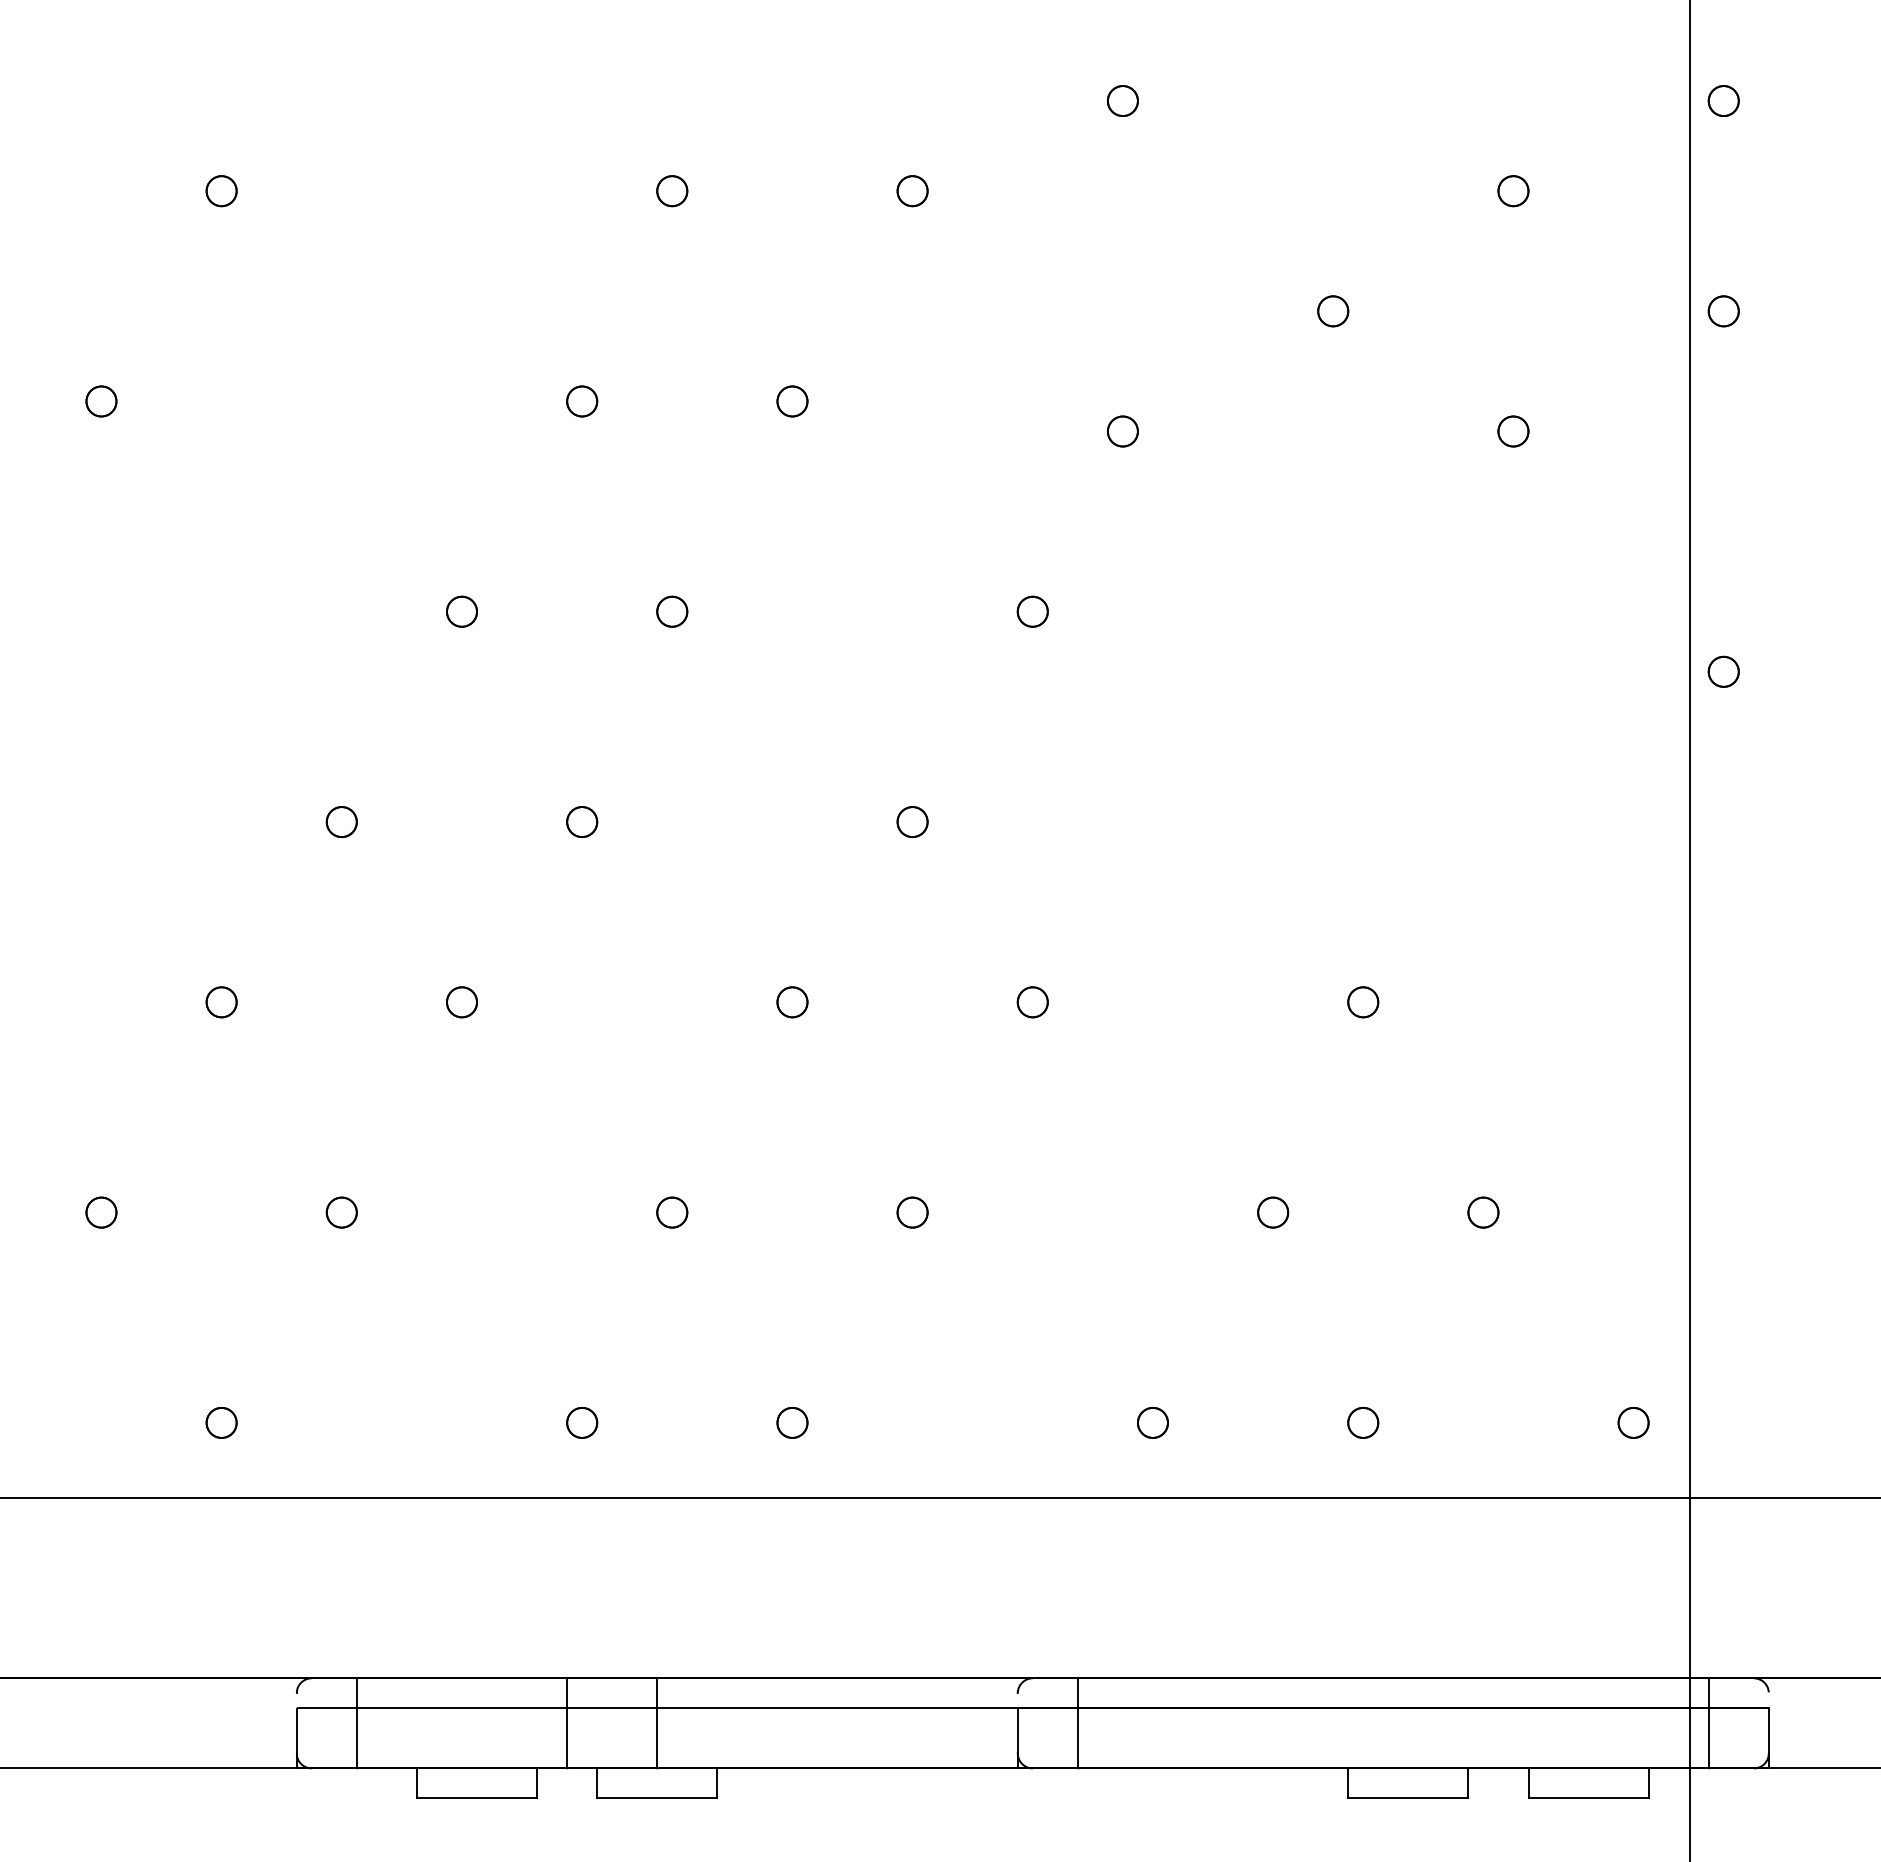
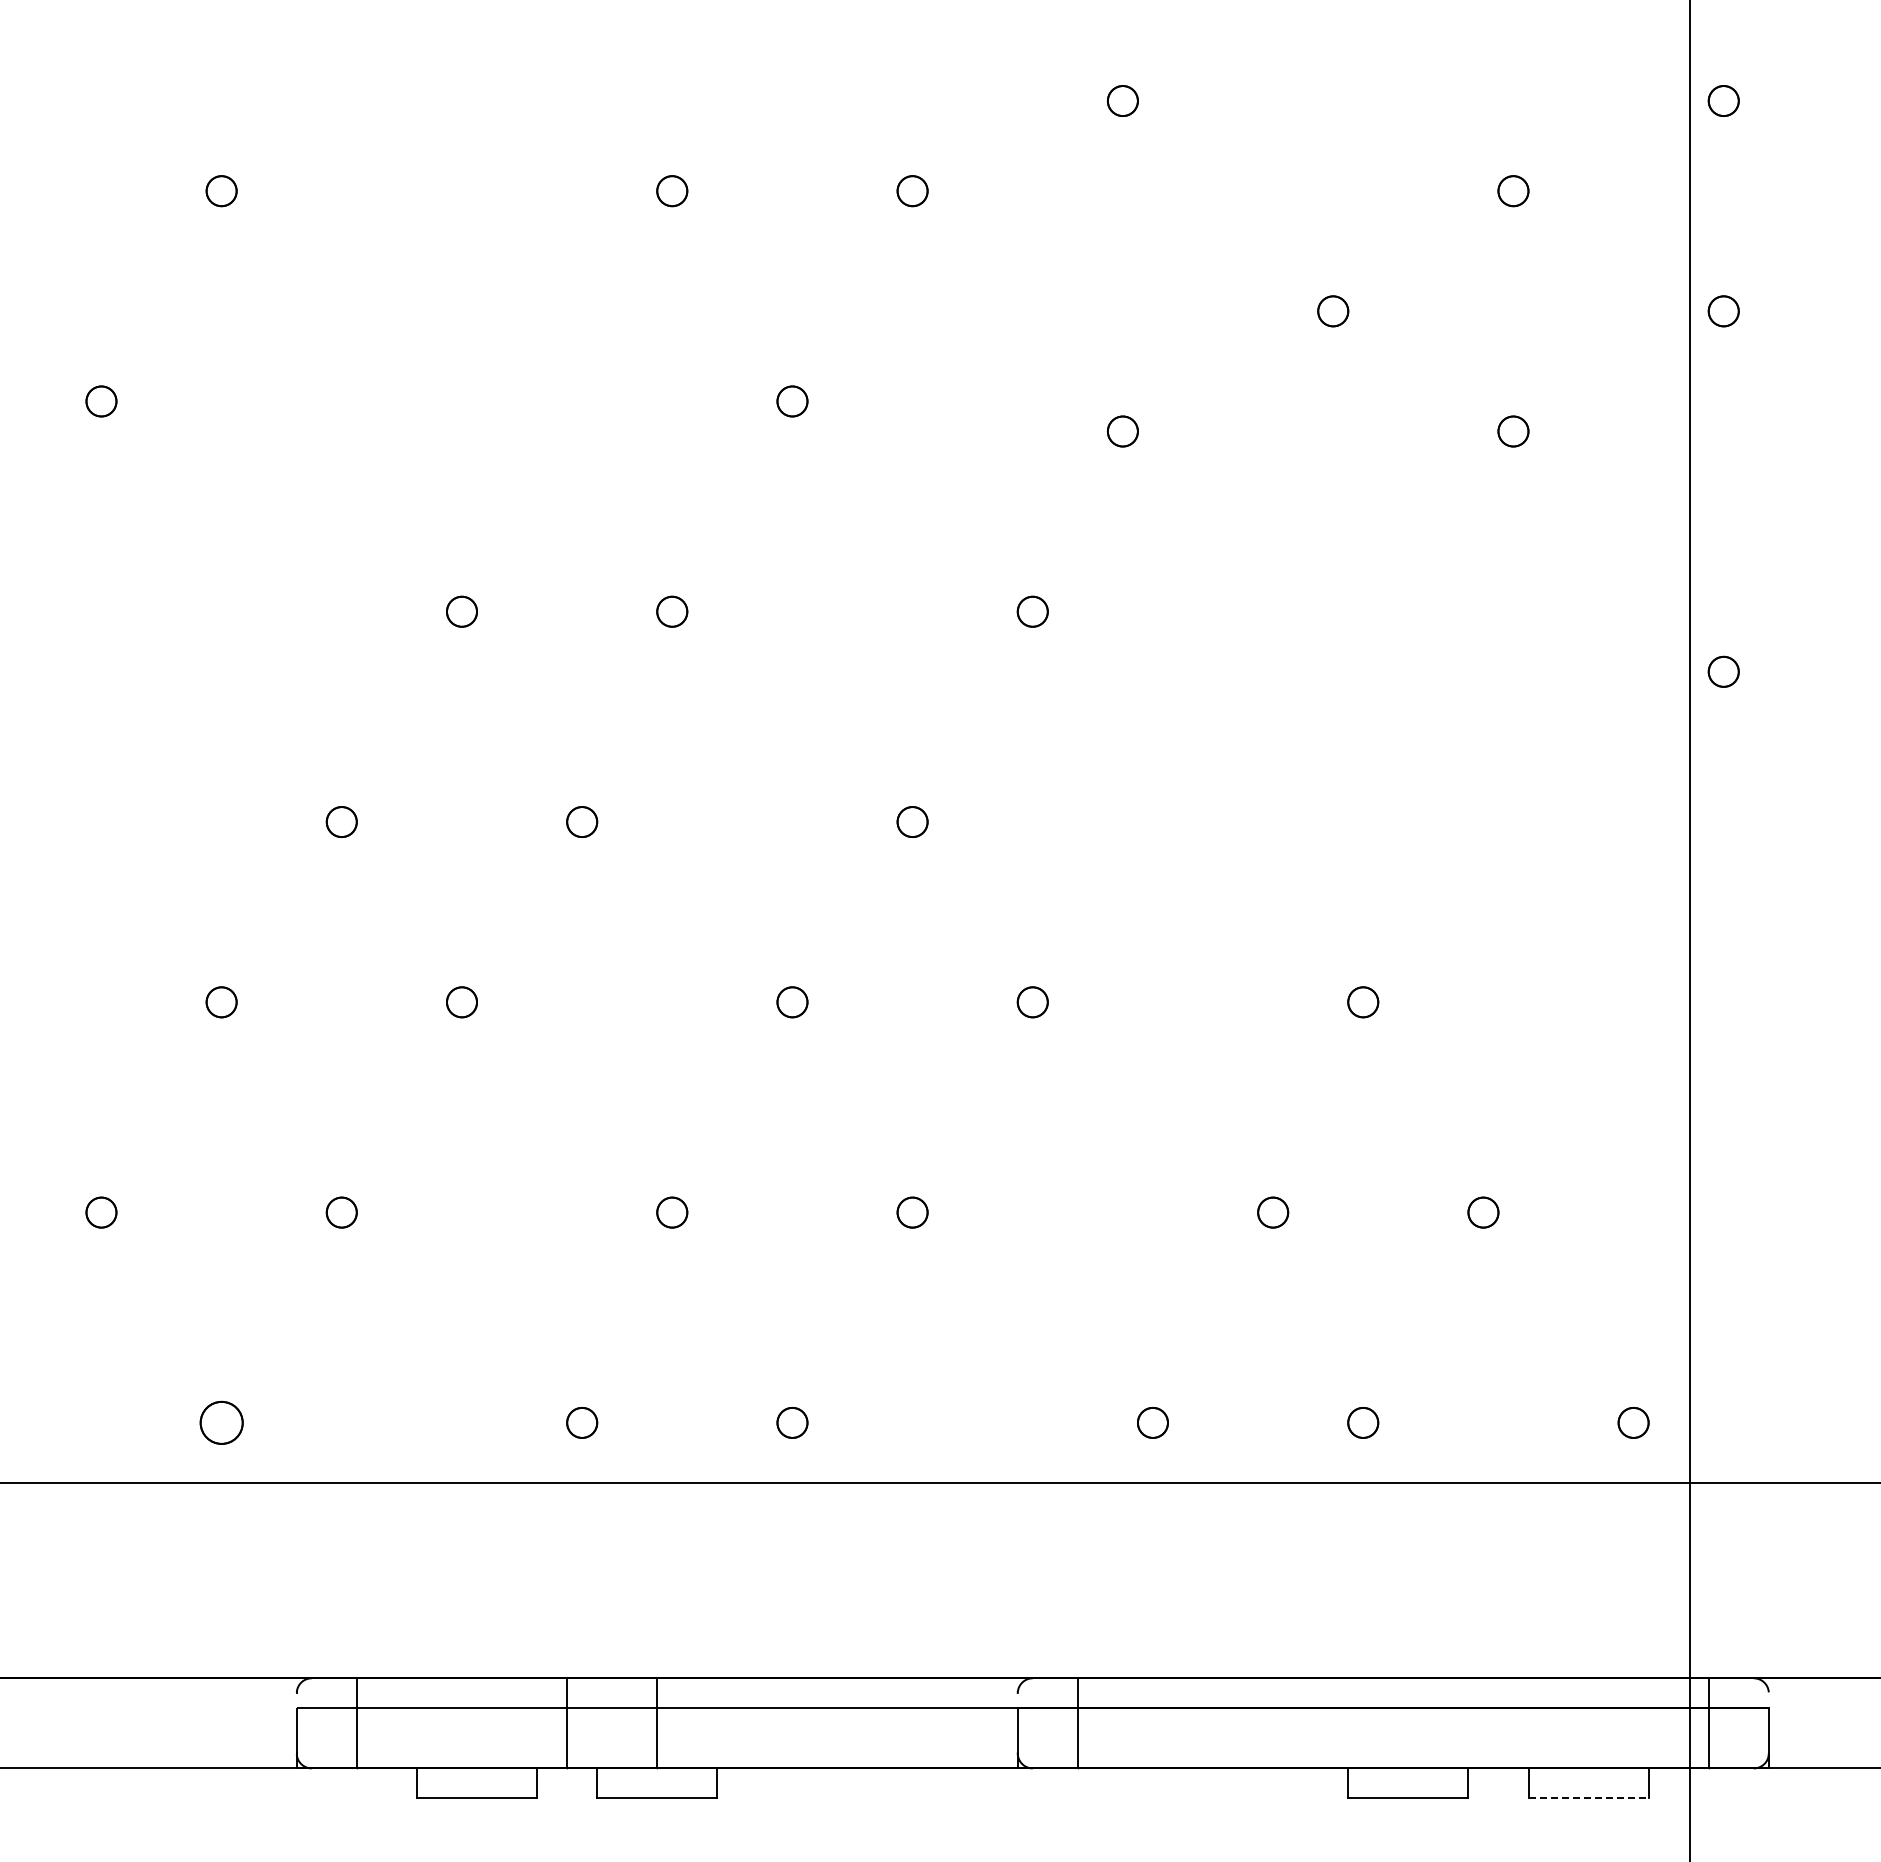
part: present -> none (582, 401)
part size: 33x32 px -> 45x45 px (221, 1422)
line position: (939, 1498) -> (939, 1483) (939, 1483)
line: solid -> dashed (1589, 1798)
